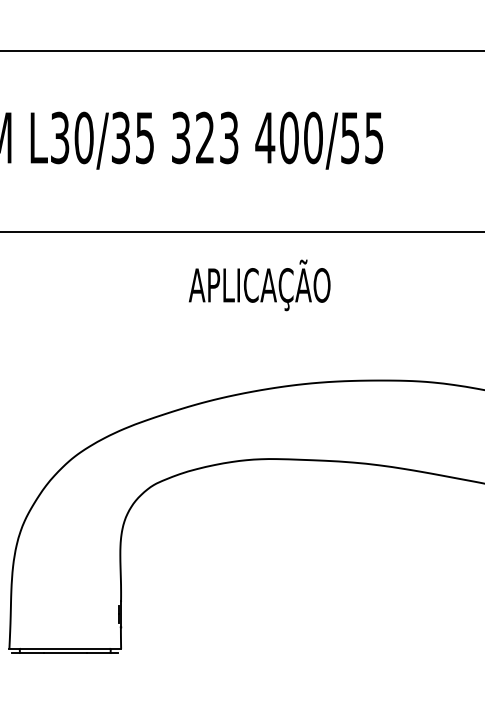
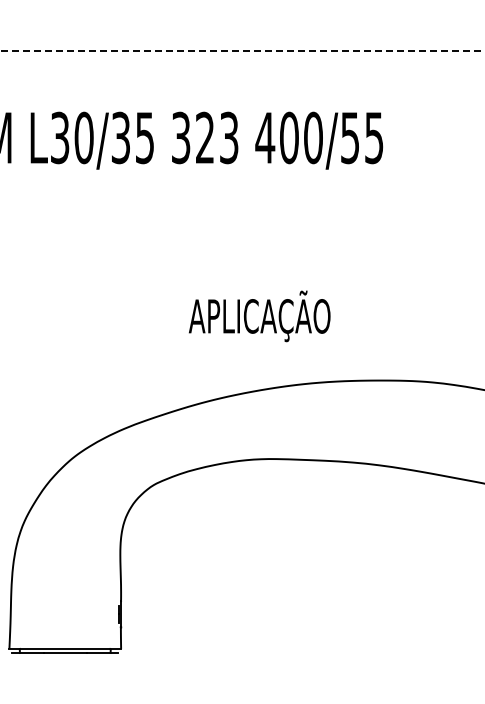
line: solid -> dashed (242, 50)
line: present -> none (241, 231)
text position: (259, 285) -> (259, 316) (259, 316)
